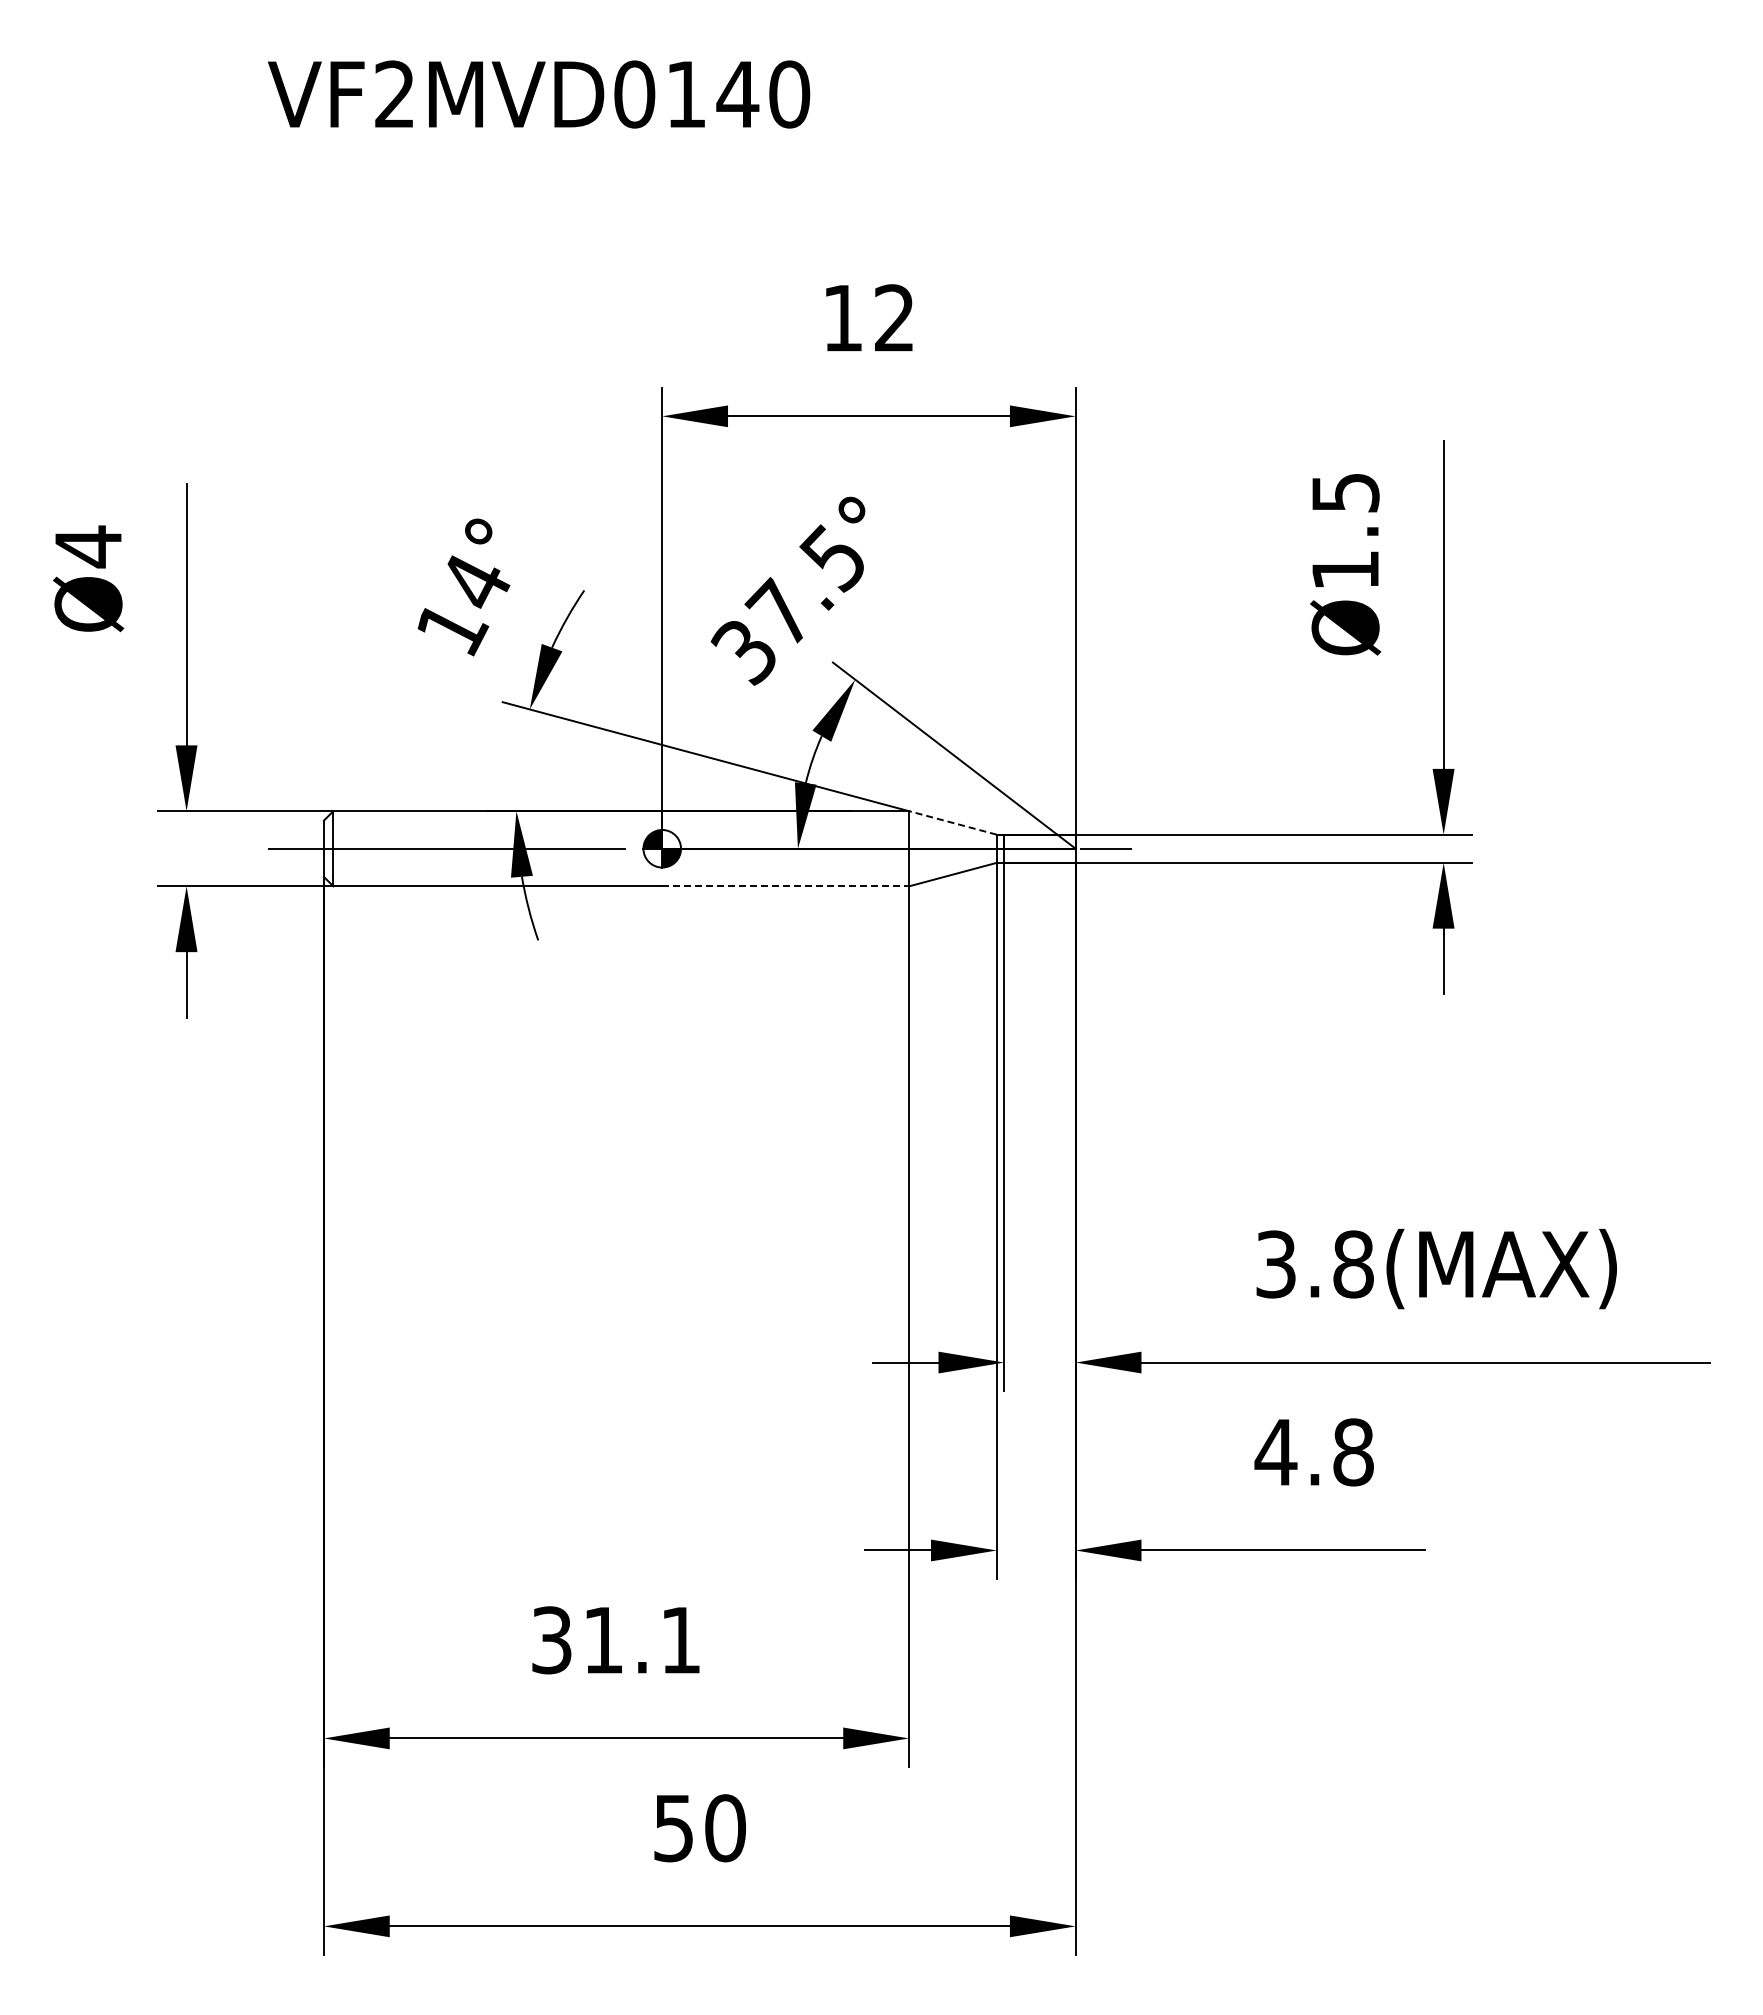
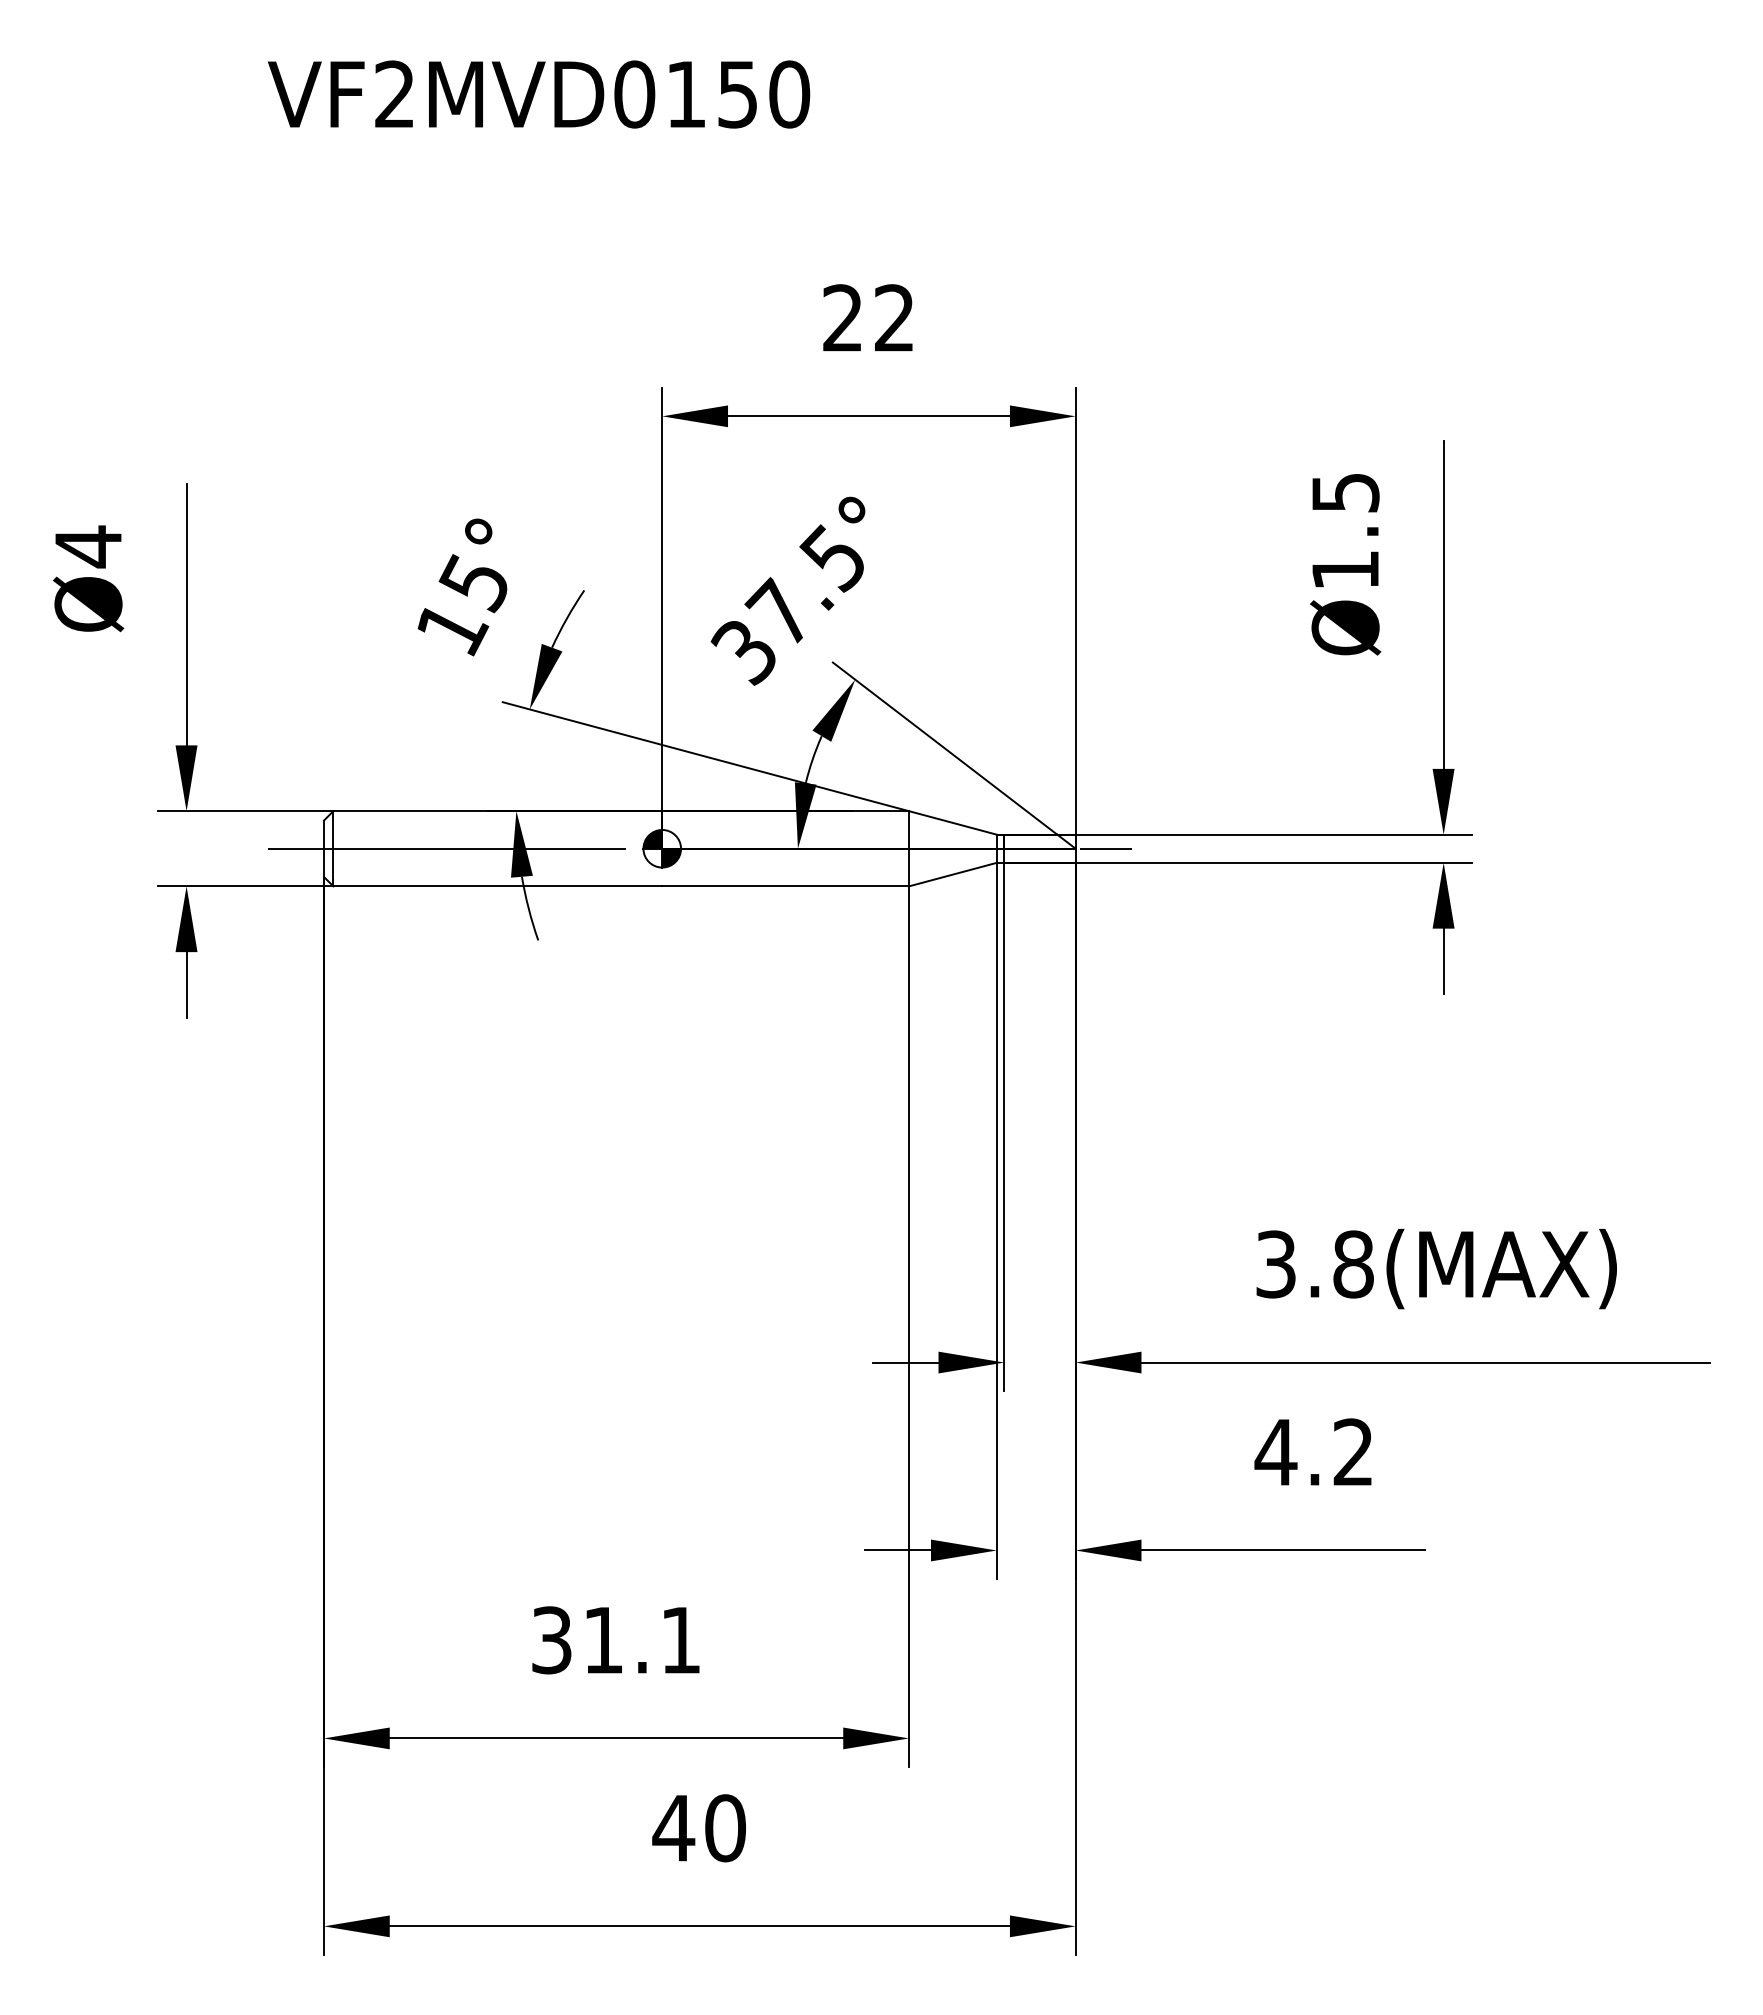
text: VF2MVD0140 -> VF2MVD0150 (737, 94)
text: 12 -> 22 (842, 317)
text: 14° -> 15° (474, 583)
line: dashed -> solid (952, 822)
line: dashed -> solid (786, 886)
text: 4.8 -> 4.2 (1353, 1452)
text: 50 -> 40 (673, 1828)
